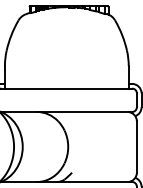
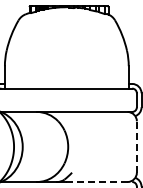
line: solid -> dashed (136, 146)
line: solid -> dashed (99, 182)
